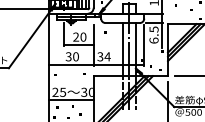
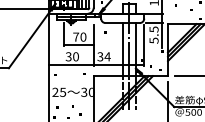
text: 20 -> 70 (76, 36)
text: 6.5 -> 5.5 (153, 40)
line: present -> none (71, 100)
